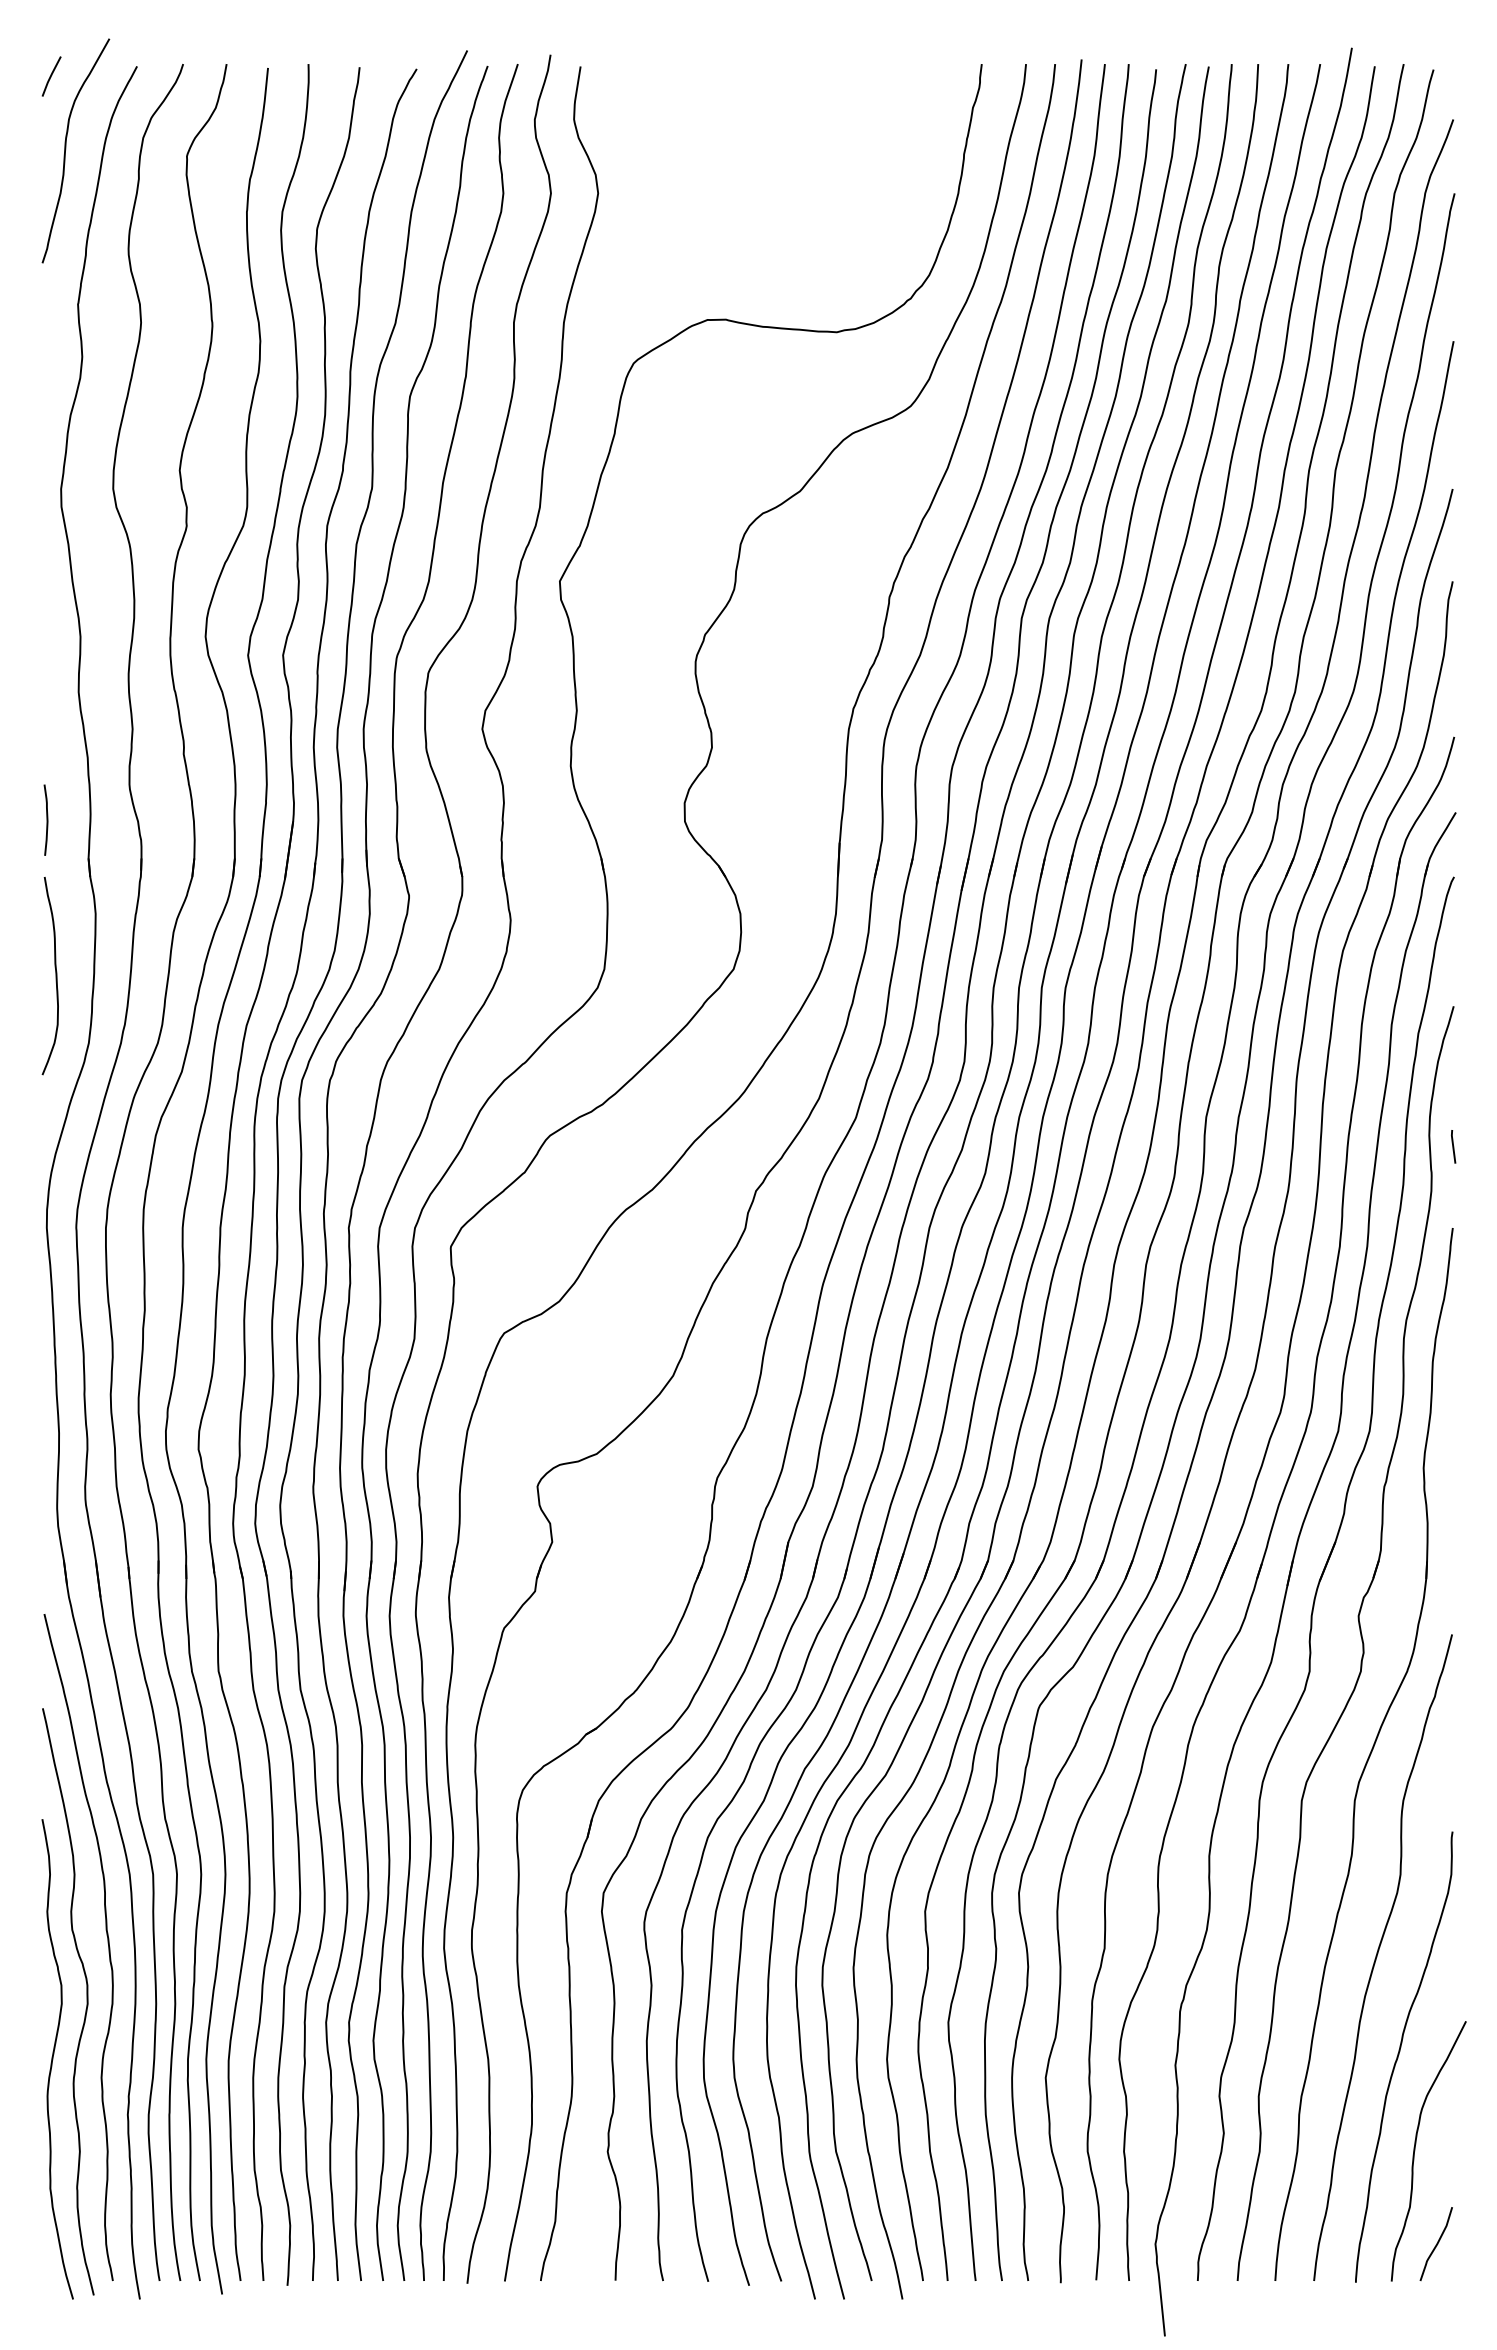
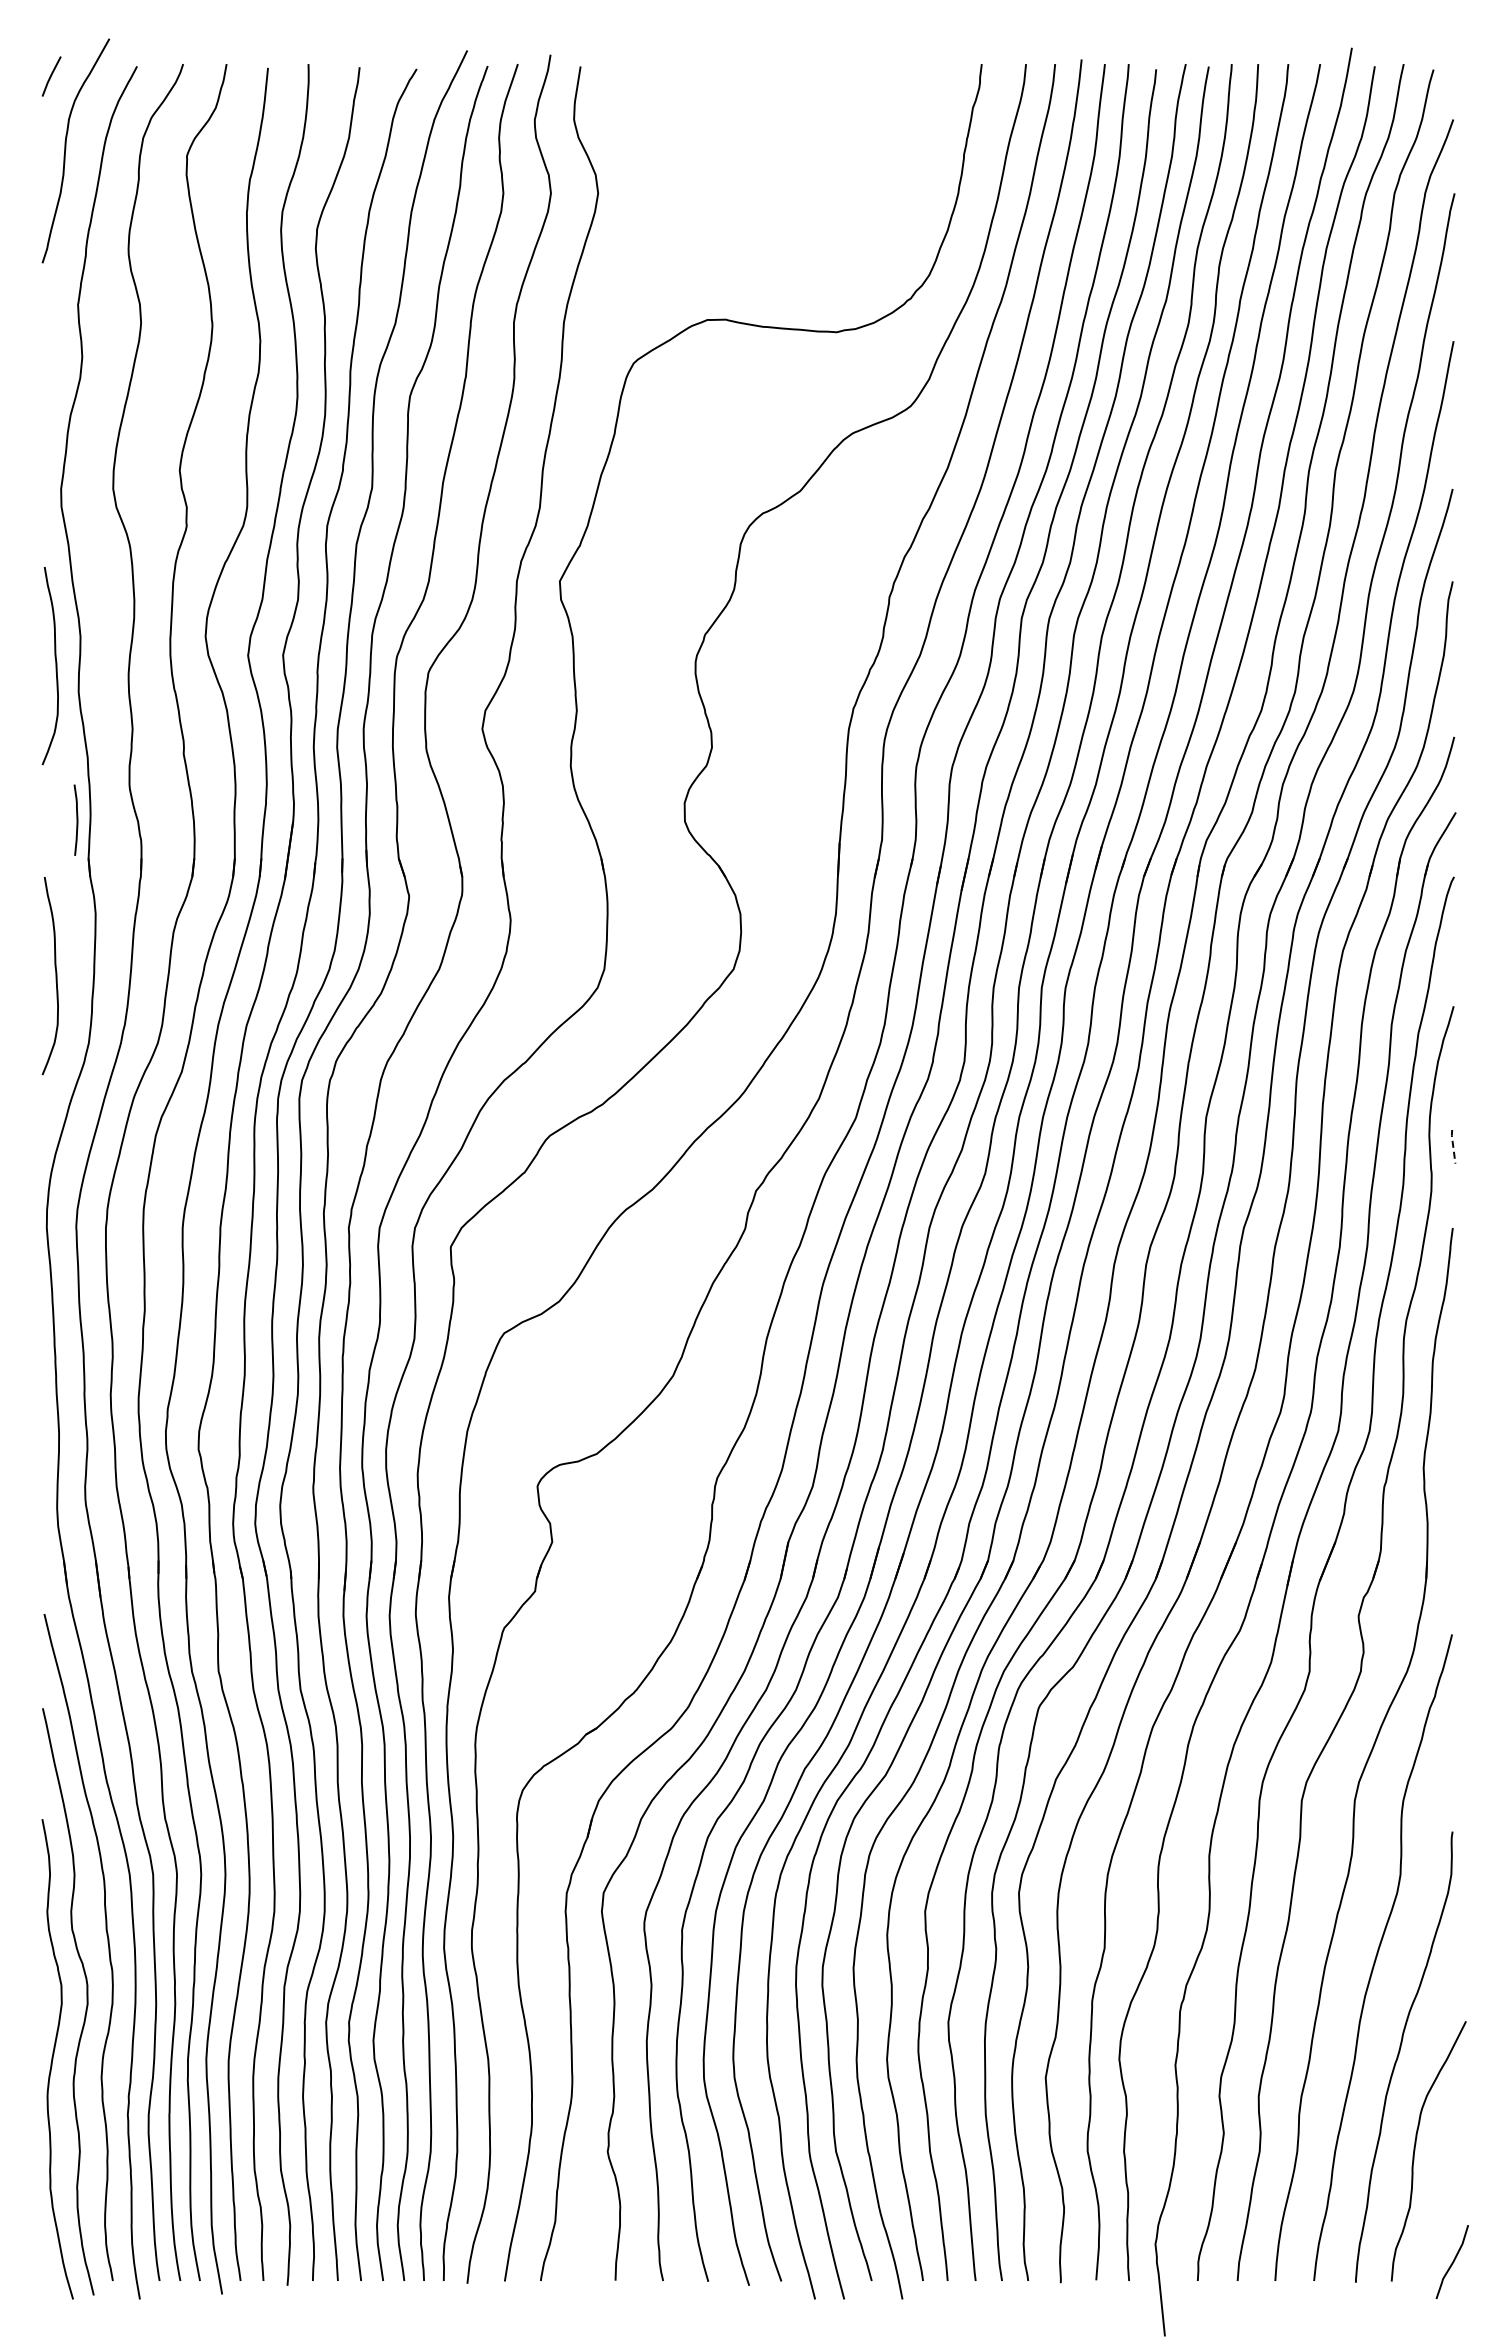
curve: none -> present (55, 666)
curve position: (46, 819) -> (76, 819) (76, 819)
line: solid -> dashed (1453, 1146)
curve position: (1436, 2243) -> (1452, 2261) (1452, 2261)
